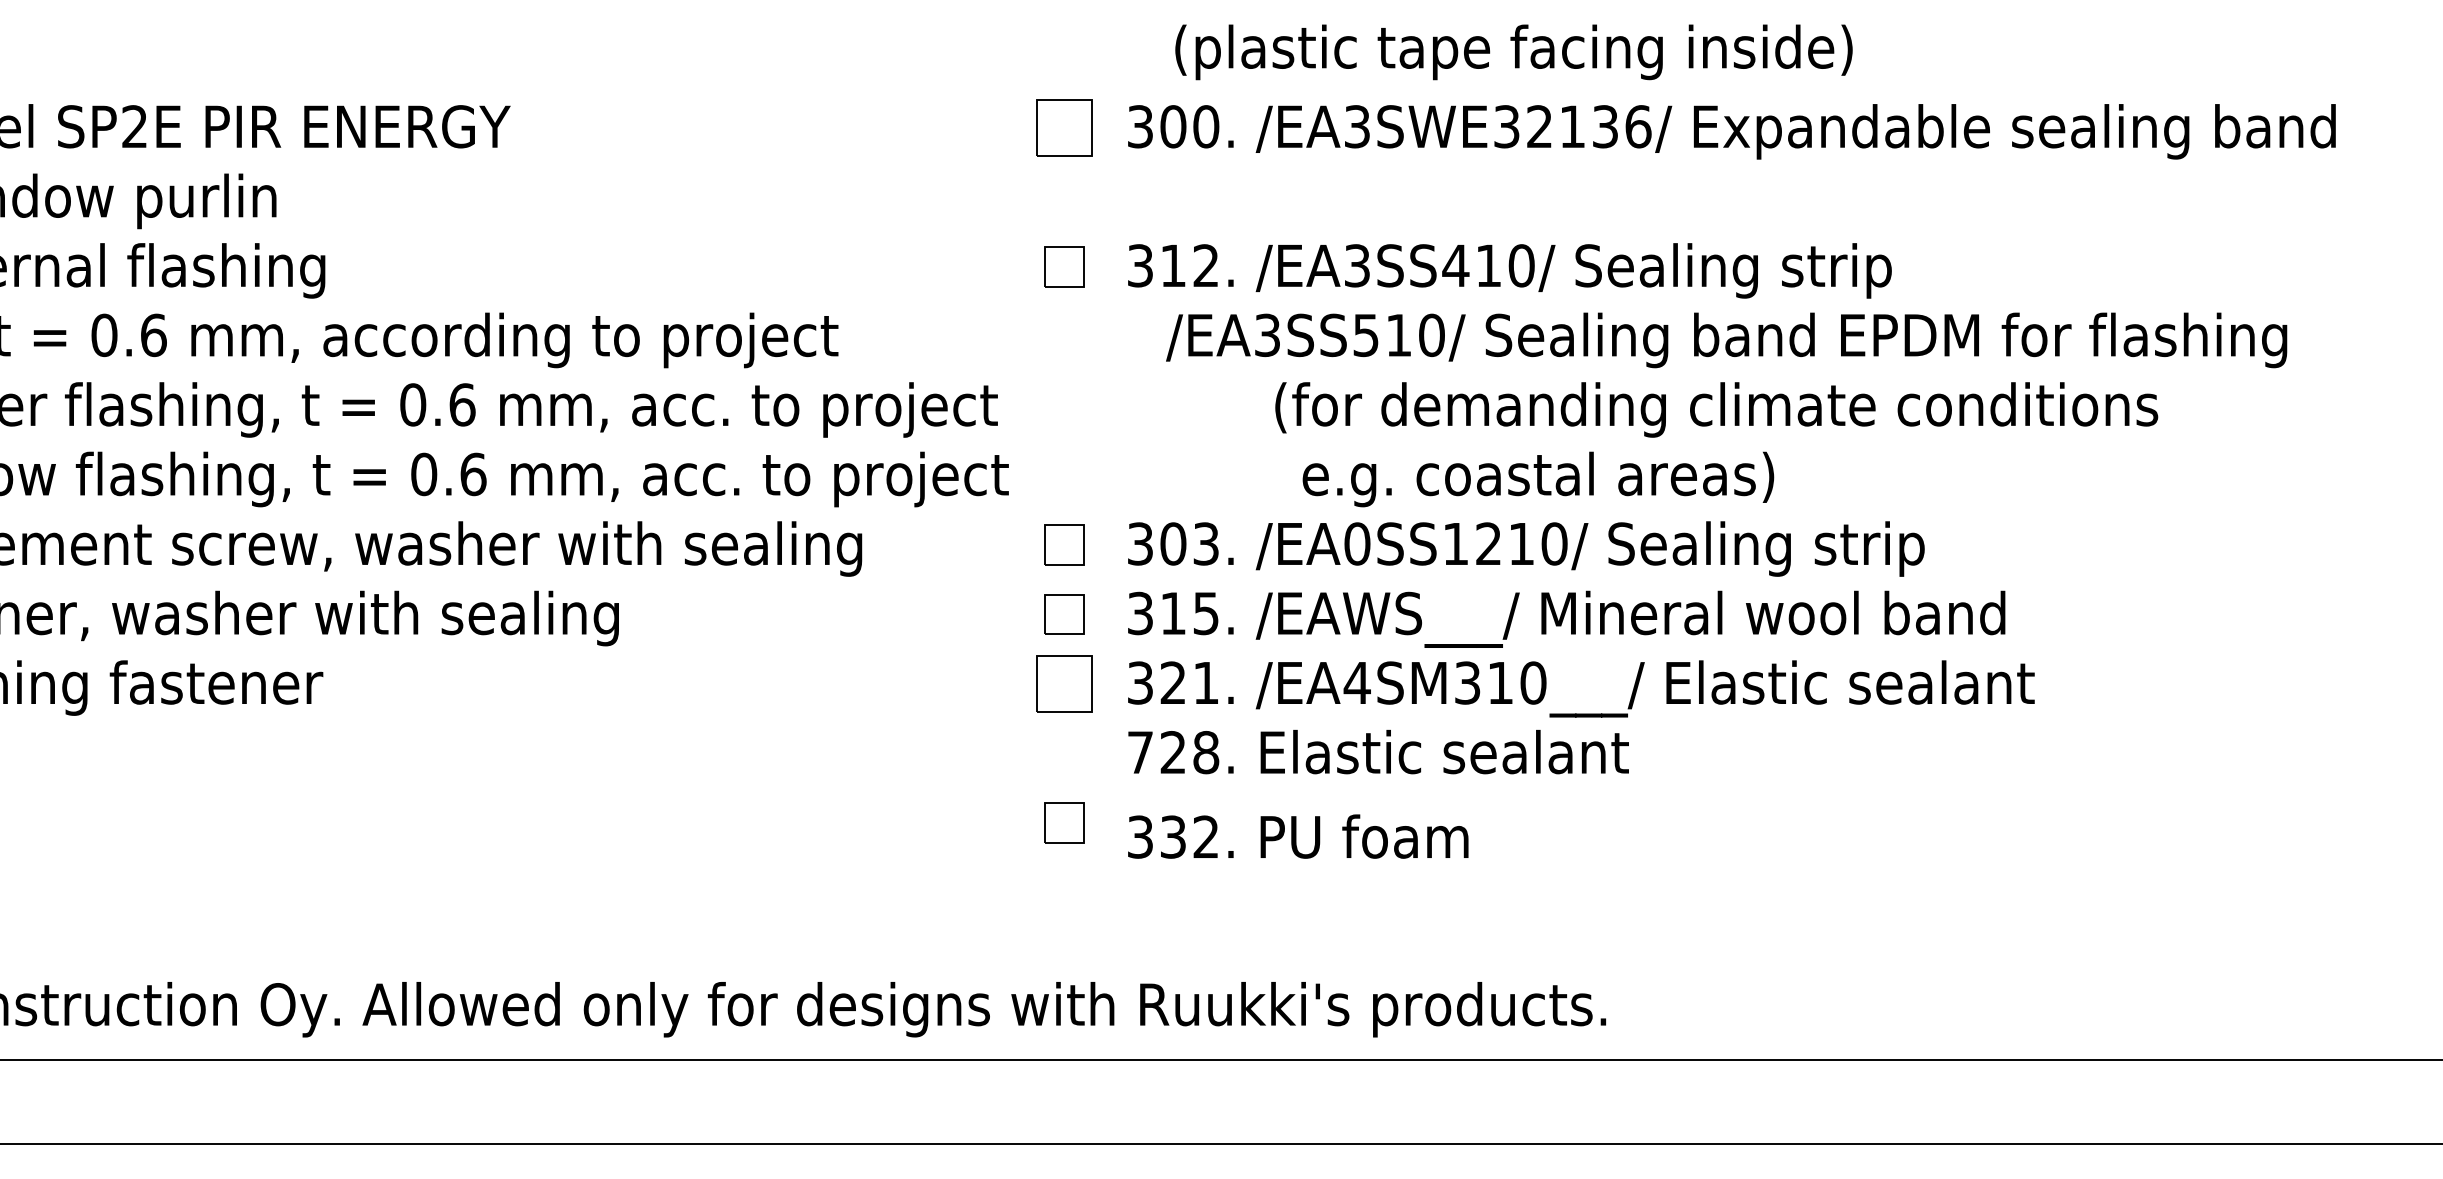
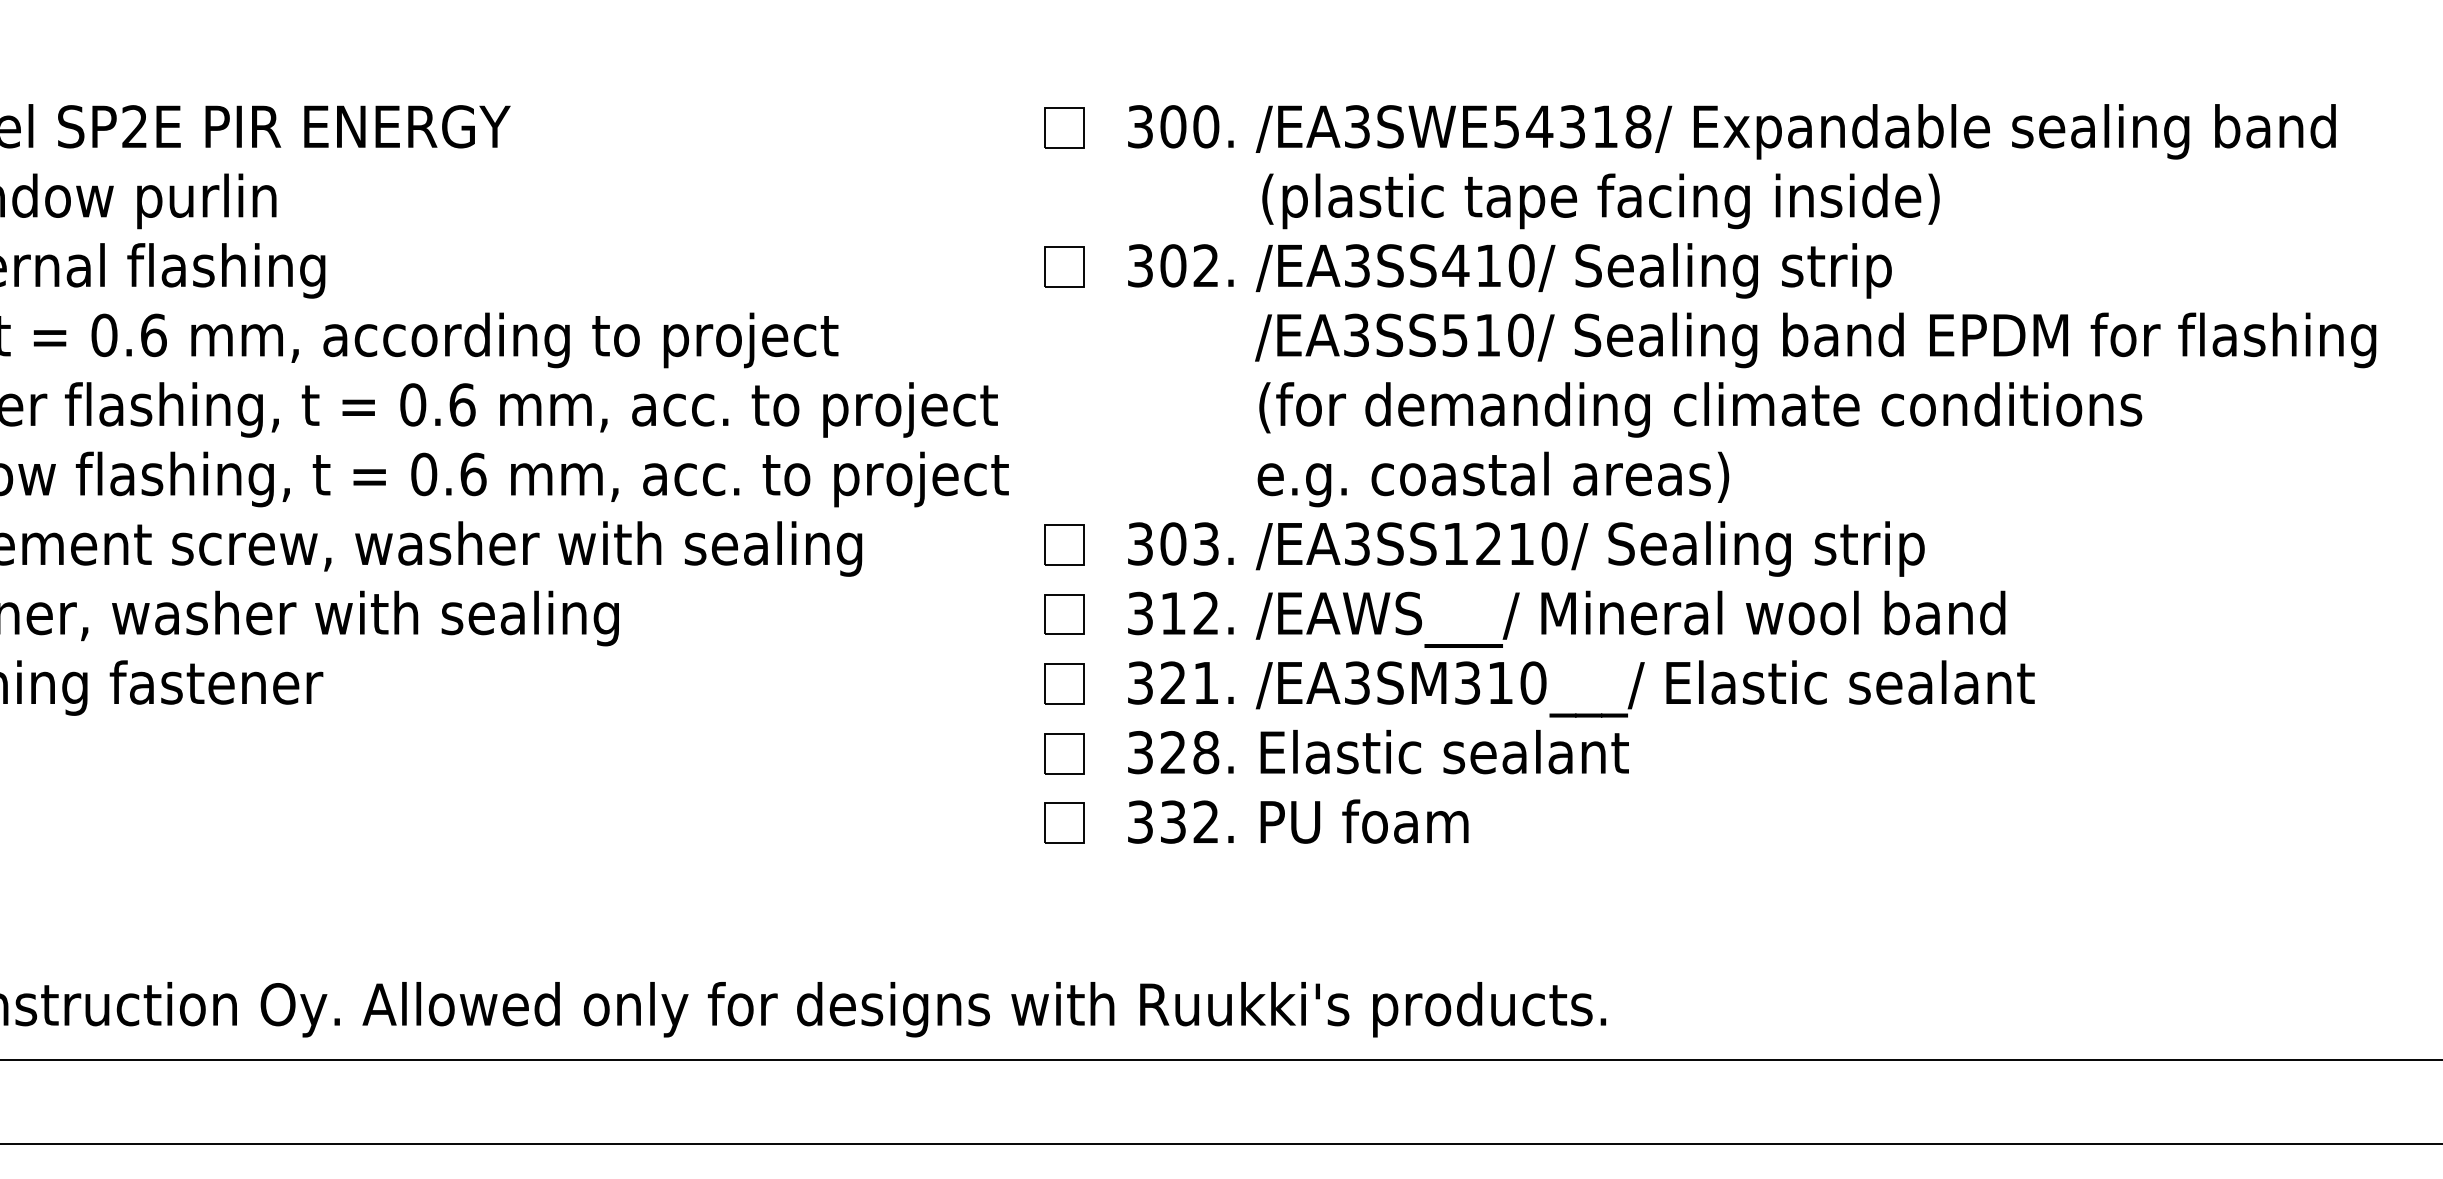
text position: (1513, 52) -> (1600, 201) (1600, 201)
text: /EA3SWE32136/ -> /EA3SWE54318/ (1573, 126)
part size: 57x58 px -> 41x42 px (1064, 127)
text: 312. -> 302. (1173, 265)
text position: (1726, 340) -> (1815, 340) (1815, 340)
text position: (1716, 409) -> (1700, 409) (1700, 409)
text position: (1538, 479) -> (1493, 479) (1493, 479)
text: /EA0SS1210/ -> /EA3SS1210/ (1357, 543)
text: 315. -> 312. (1205, 613)
text: /EA4SM310___/ -> /EA3SM310___/ (1356, 682)
part size: 57x58 px -> 41x42 px (1064, 683)
text: 728. -> 328. (1140, 752)
part: none -> present (1064, 753)
text position: (1298, 836) -> (1298, 821) (1298, 821)
